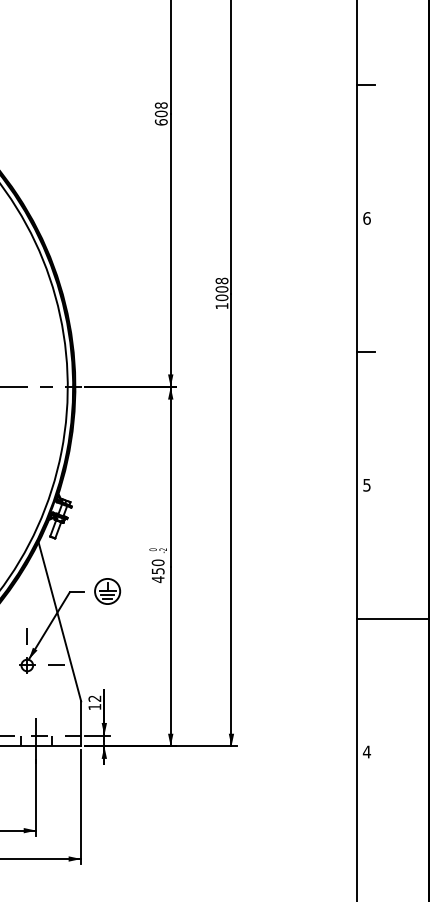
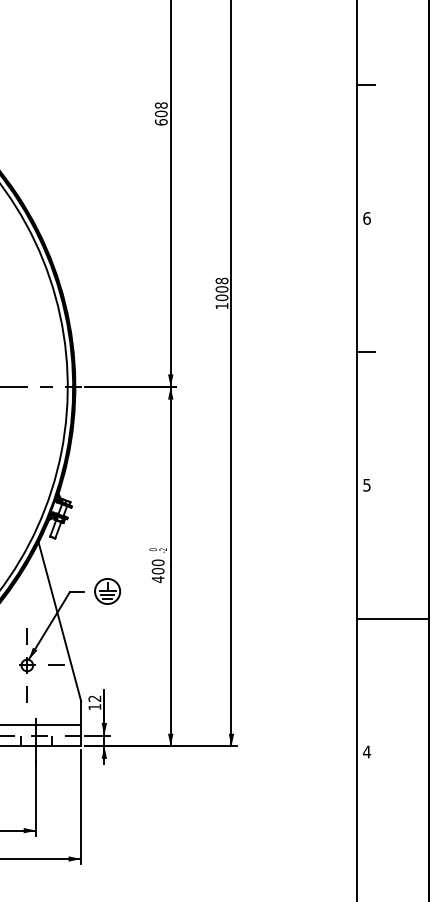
text: 450 -> 400 (157, 570)
line: none -> present (26, 694)
line: none -> present (41, 724)
